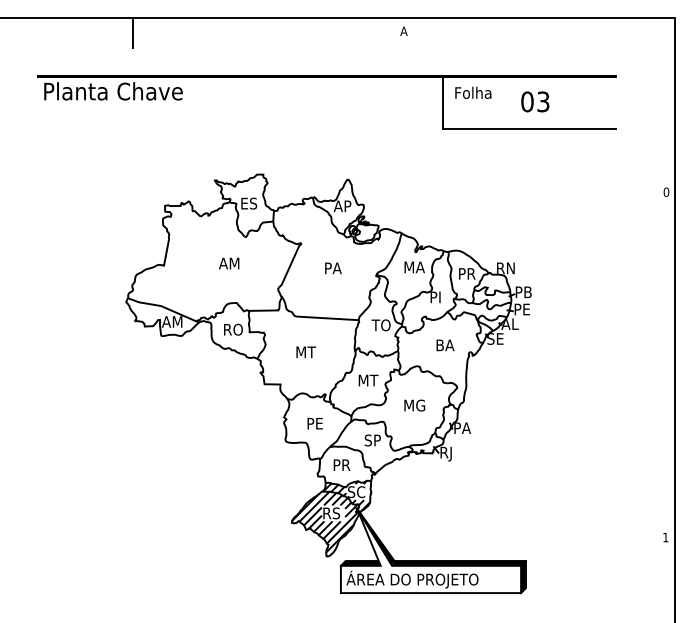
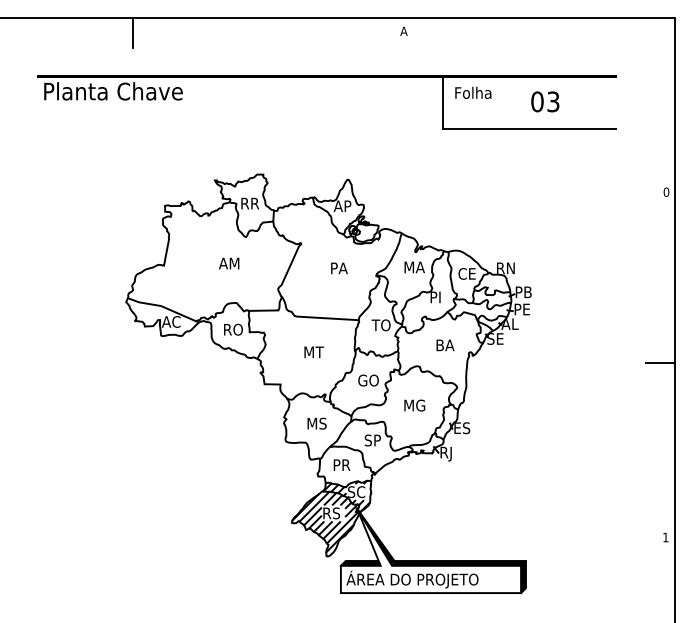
text position: (535, 101) -> (545, 101) (545, 101)
text: ES -> RR (250, 203)
text position: (333, 268) -> (339, 268) (339, 268)
text: PR -> CE (466, 273)
text: AM -> AC (177, 321)
text position: (306, 352) -> (314, 352) (314, 352)
line: none -> present (660, 363)
text: MT -> GO (368, 380)
text: PE -> MS (317, 423)
text: PA -> ES (462, 428)
